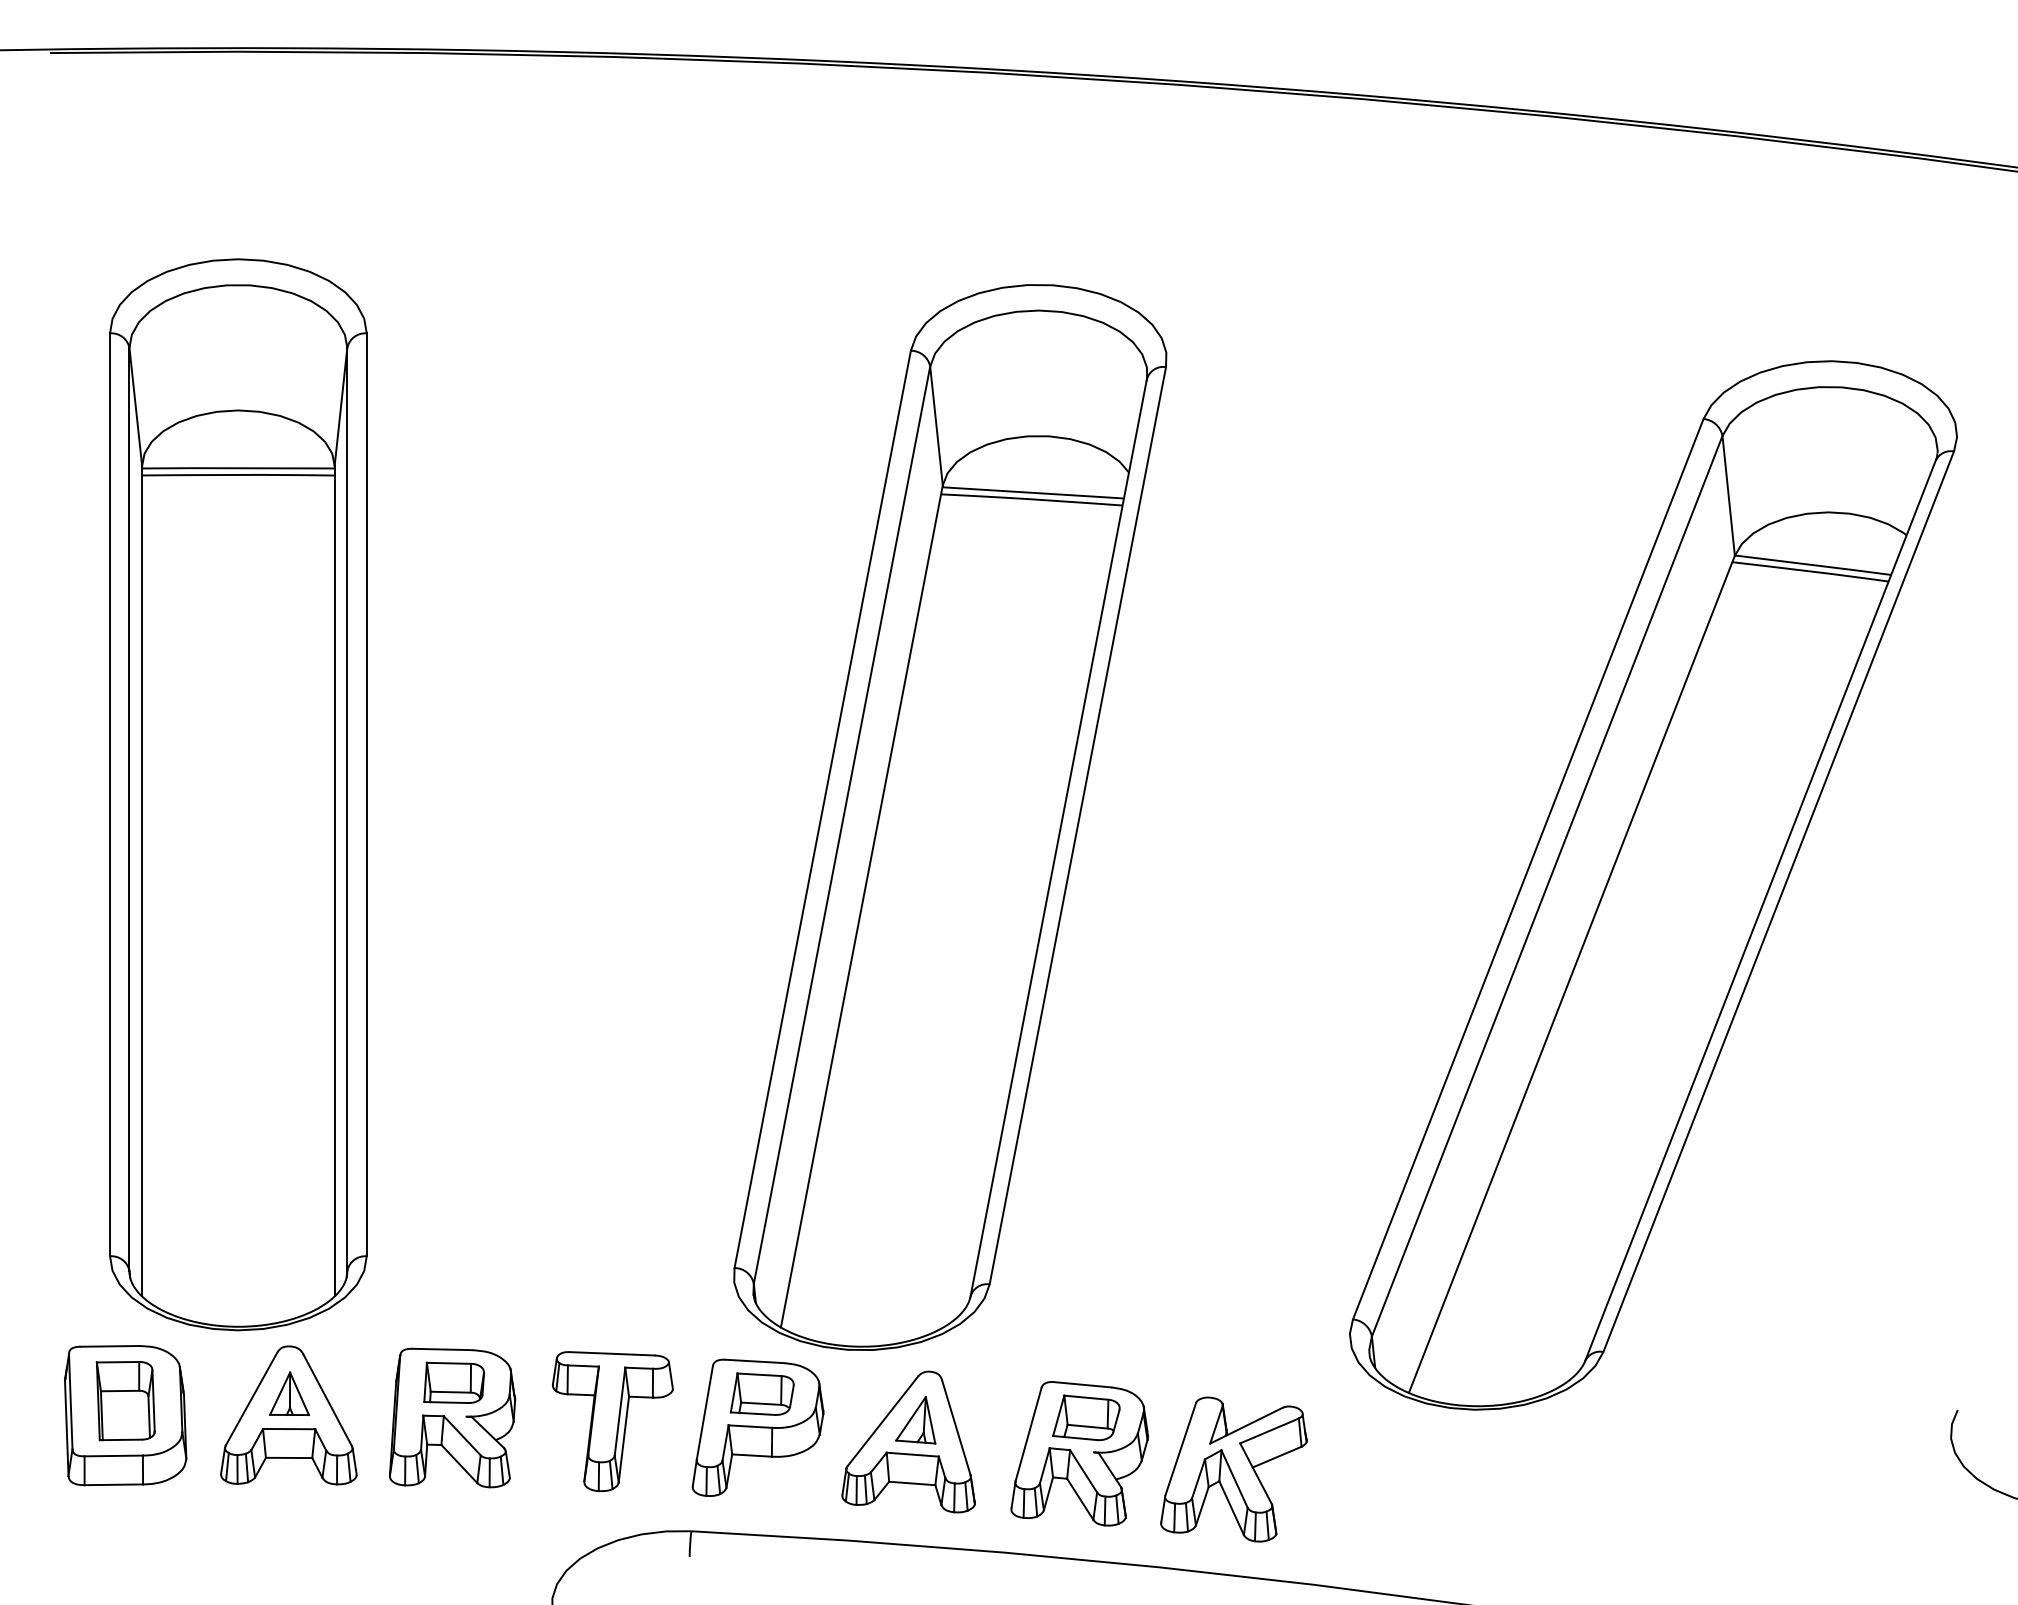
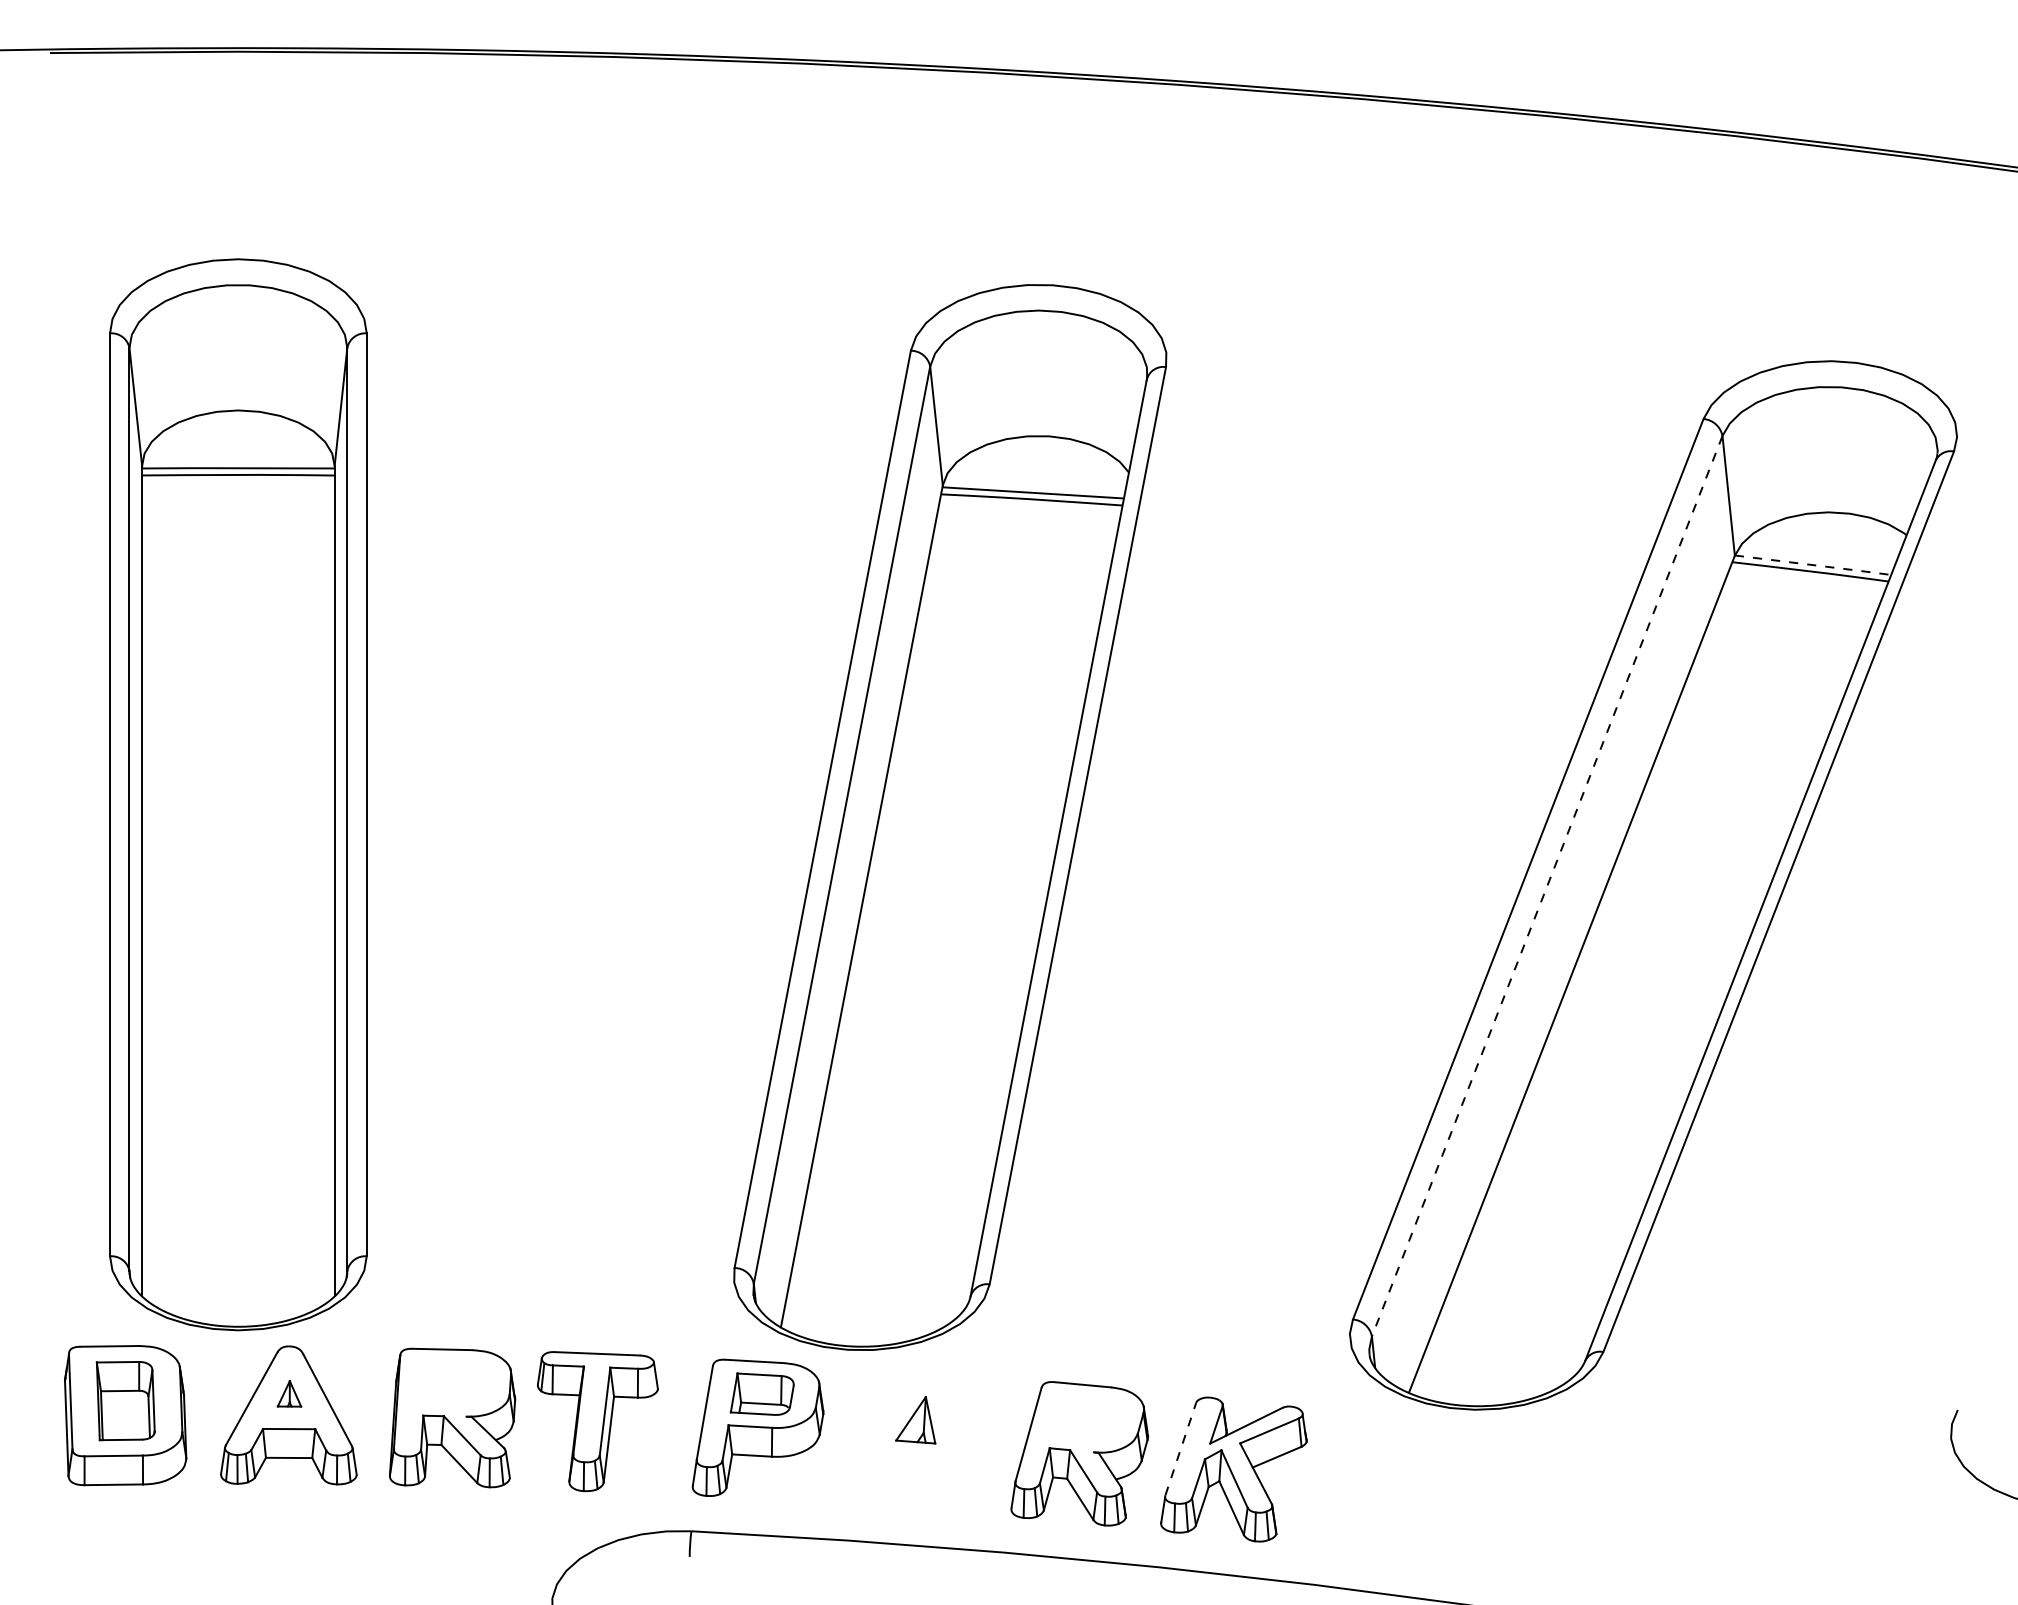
line: solid -> dashed (1813, 565)
line: solid -> dashed (1547, 886)
part: present -> none (453, 1382)
part size: 41x46 px -> 27x28 px (289, 1393)
part: present -> none (1086, 1417)
part position: (612, 1421) -> (597, 1421) (597, 1421)
part: present -> none (908, 1441)
line: solid -> dashed (1180, 1449)
